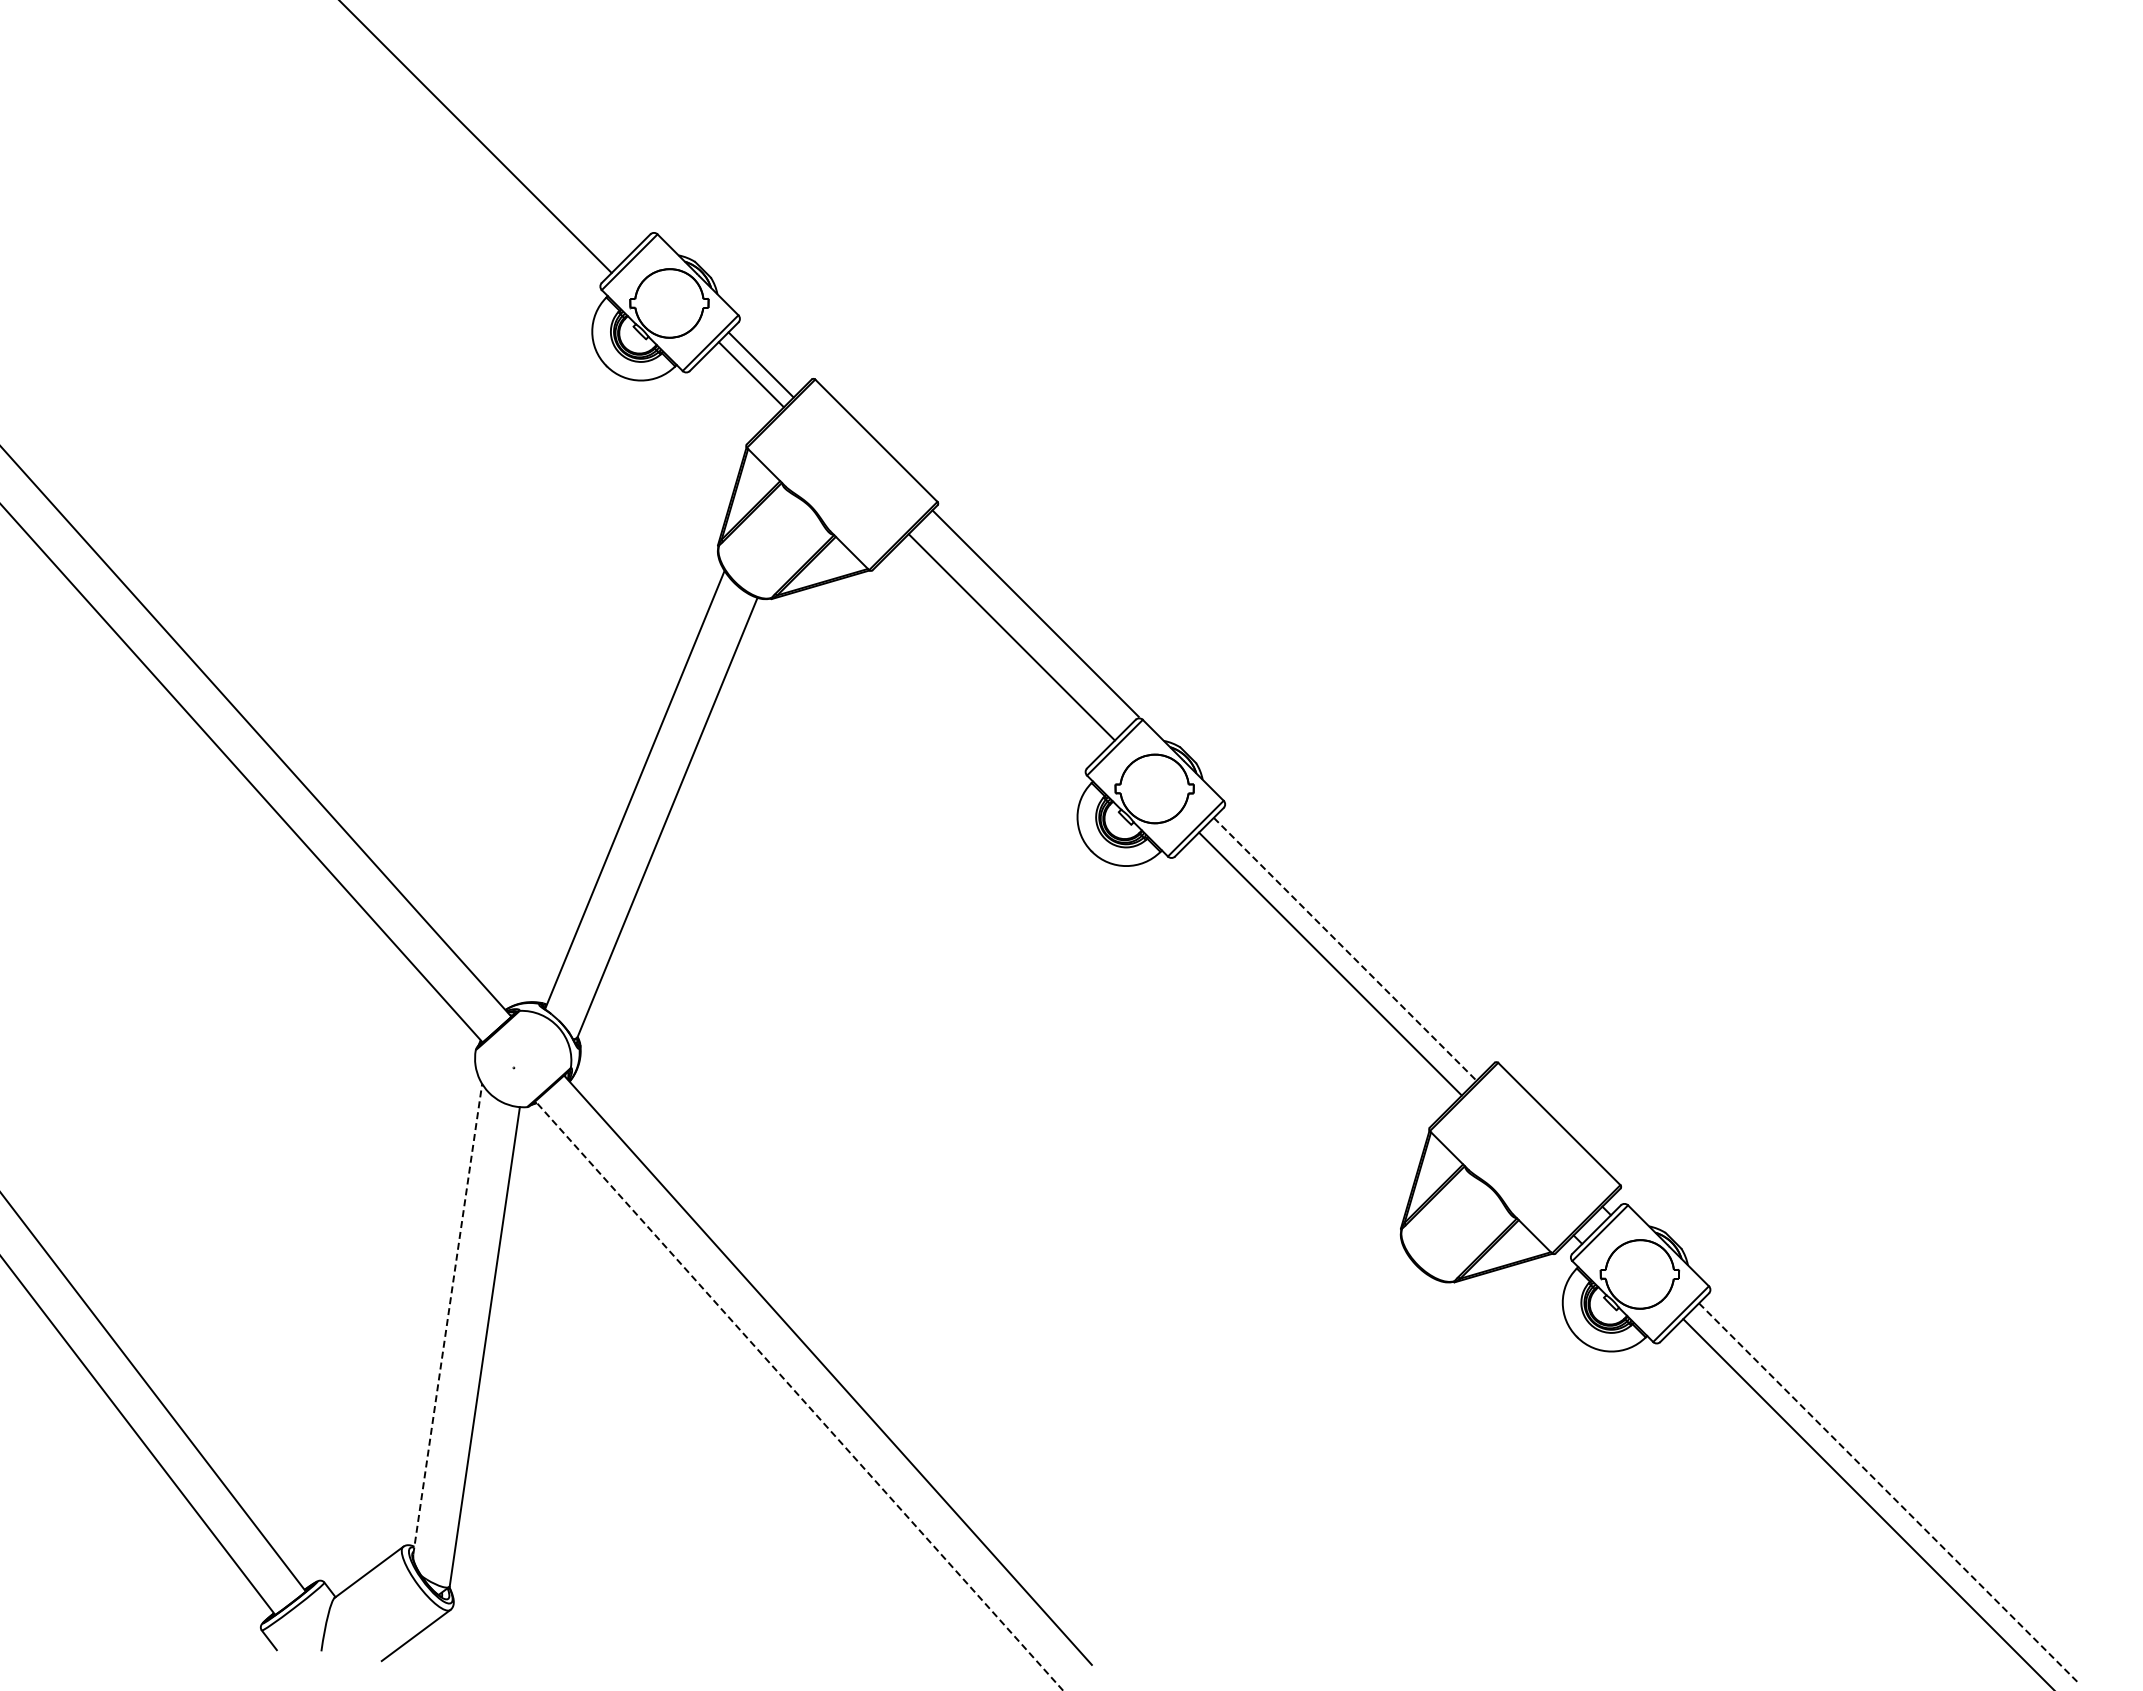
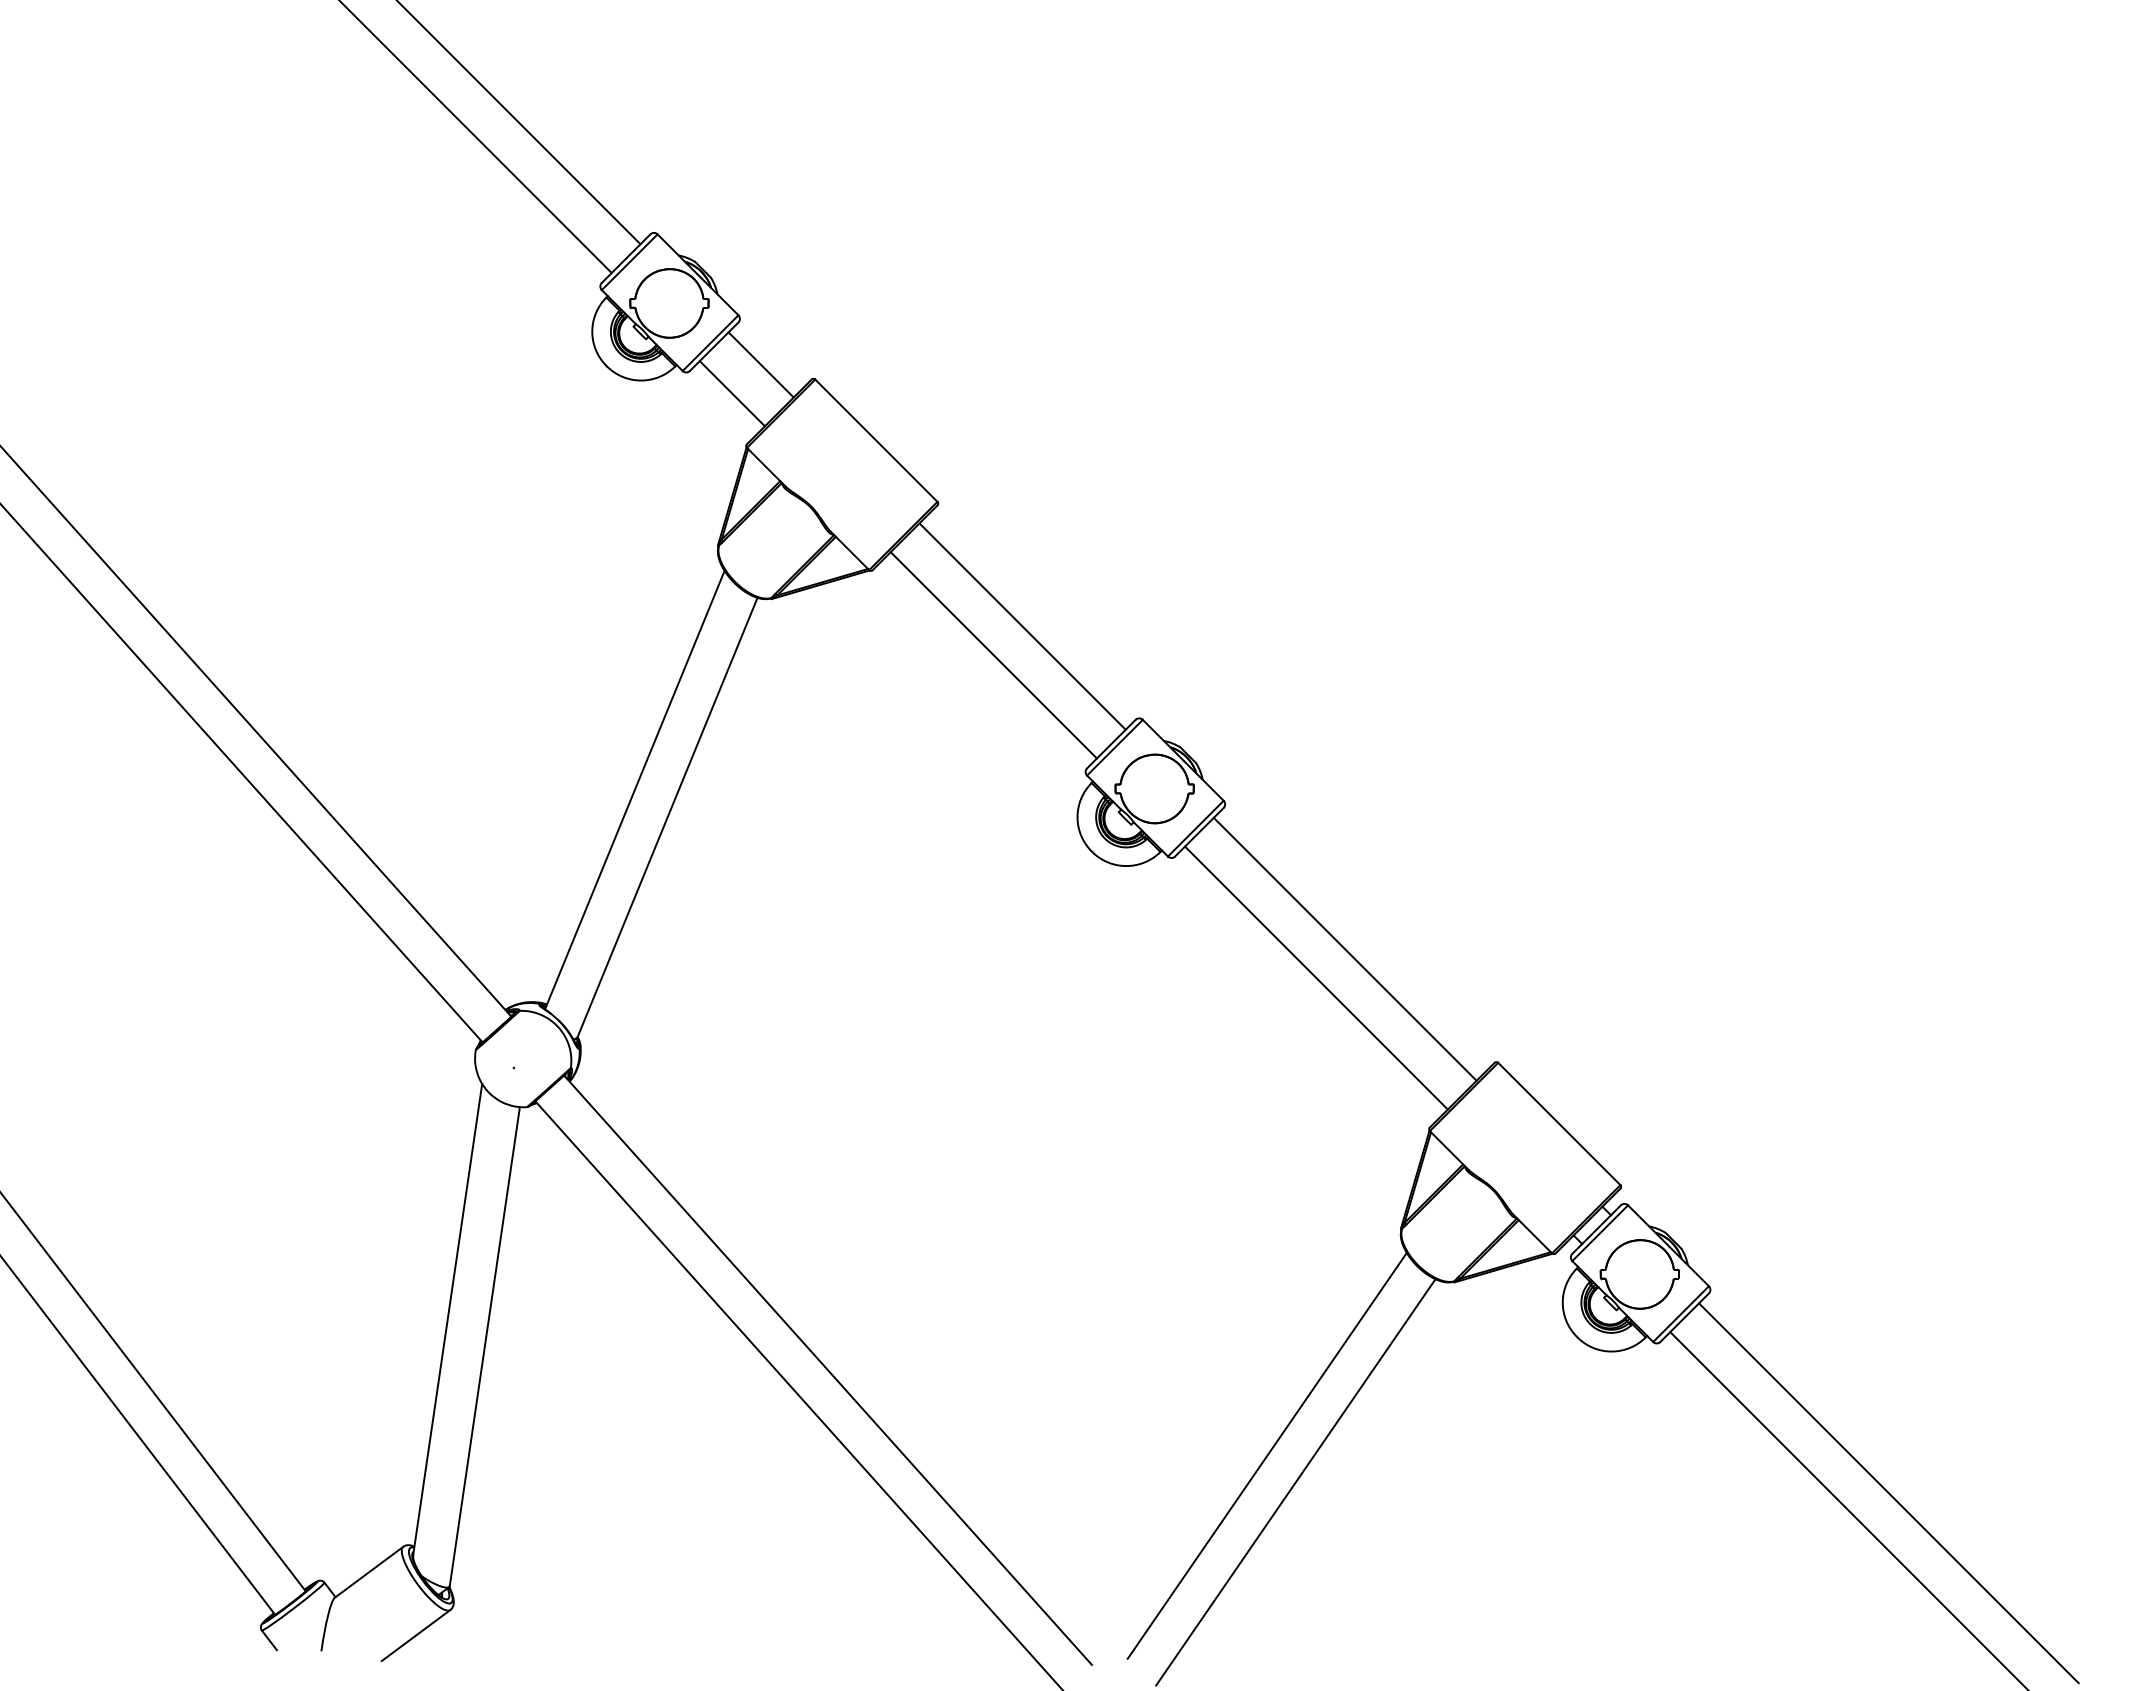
line: none -> present (519, 123)
line position: (750, 374) -> (731, 393) (731, 393)
line position: (1035, 613) -> (1022, 626) (1022, 626)
line position: (1011, 637) -> (993, 655) (993, 655)
line: dashed -> solid (1345, 949)
line position: (1330, 963) -> (1316, 977) (1316, 977)
line: dashed -> solid (447, 1319)
line: dashed -> solid (799, 1395)
line: none -> present (1266, 1455)
line: none -> present (1295, 1482)
line: dashed -> solid (1888, 1493)
line position: (1867, 1503) -> (1847, 1509) (1847, 1509)
